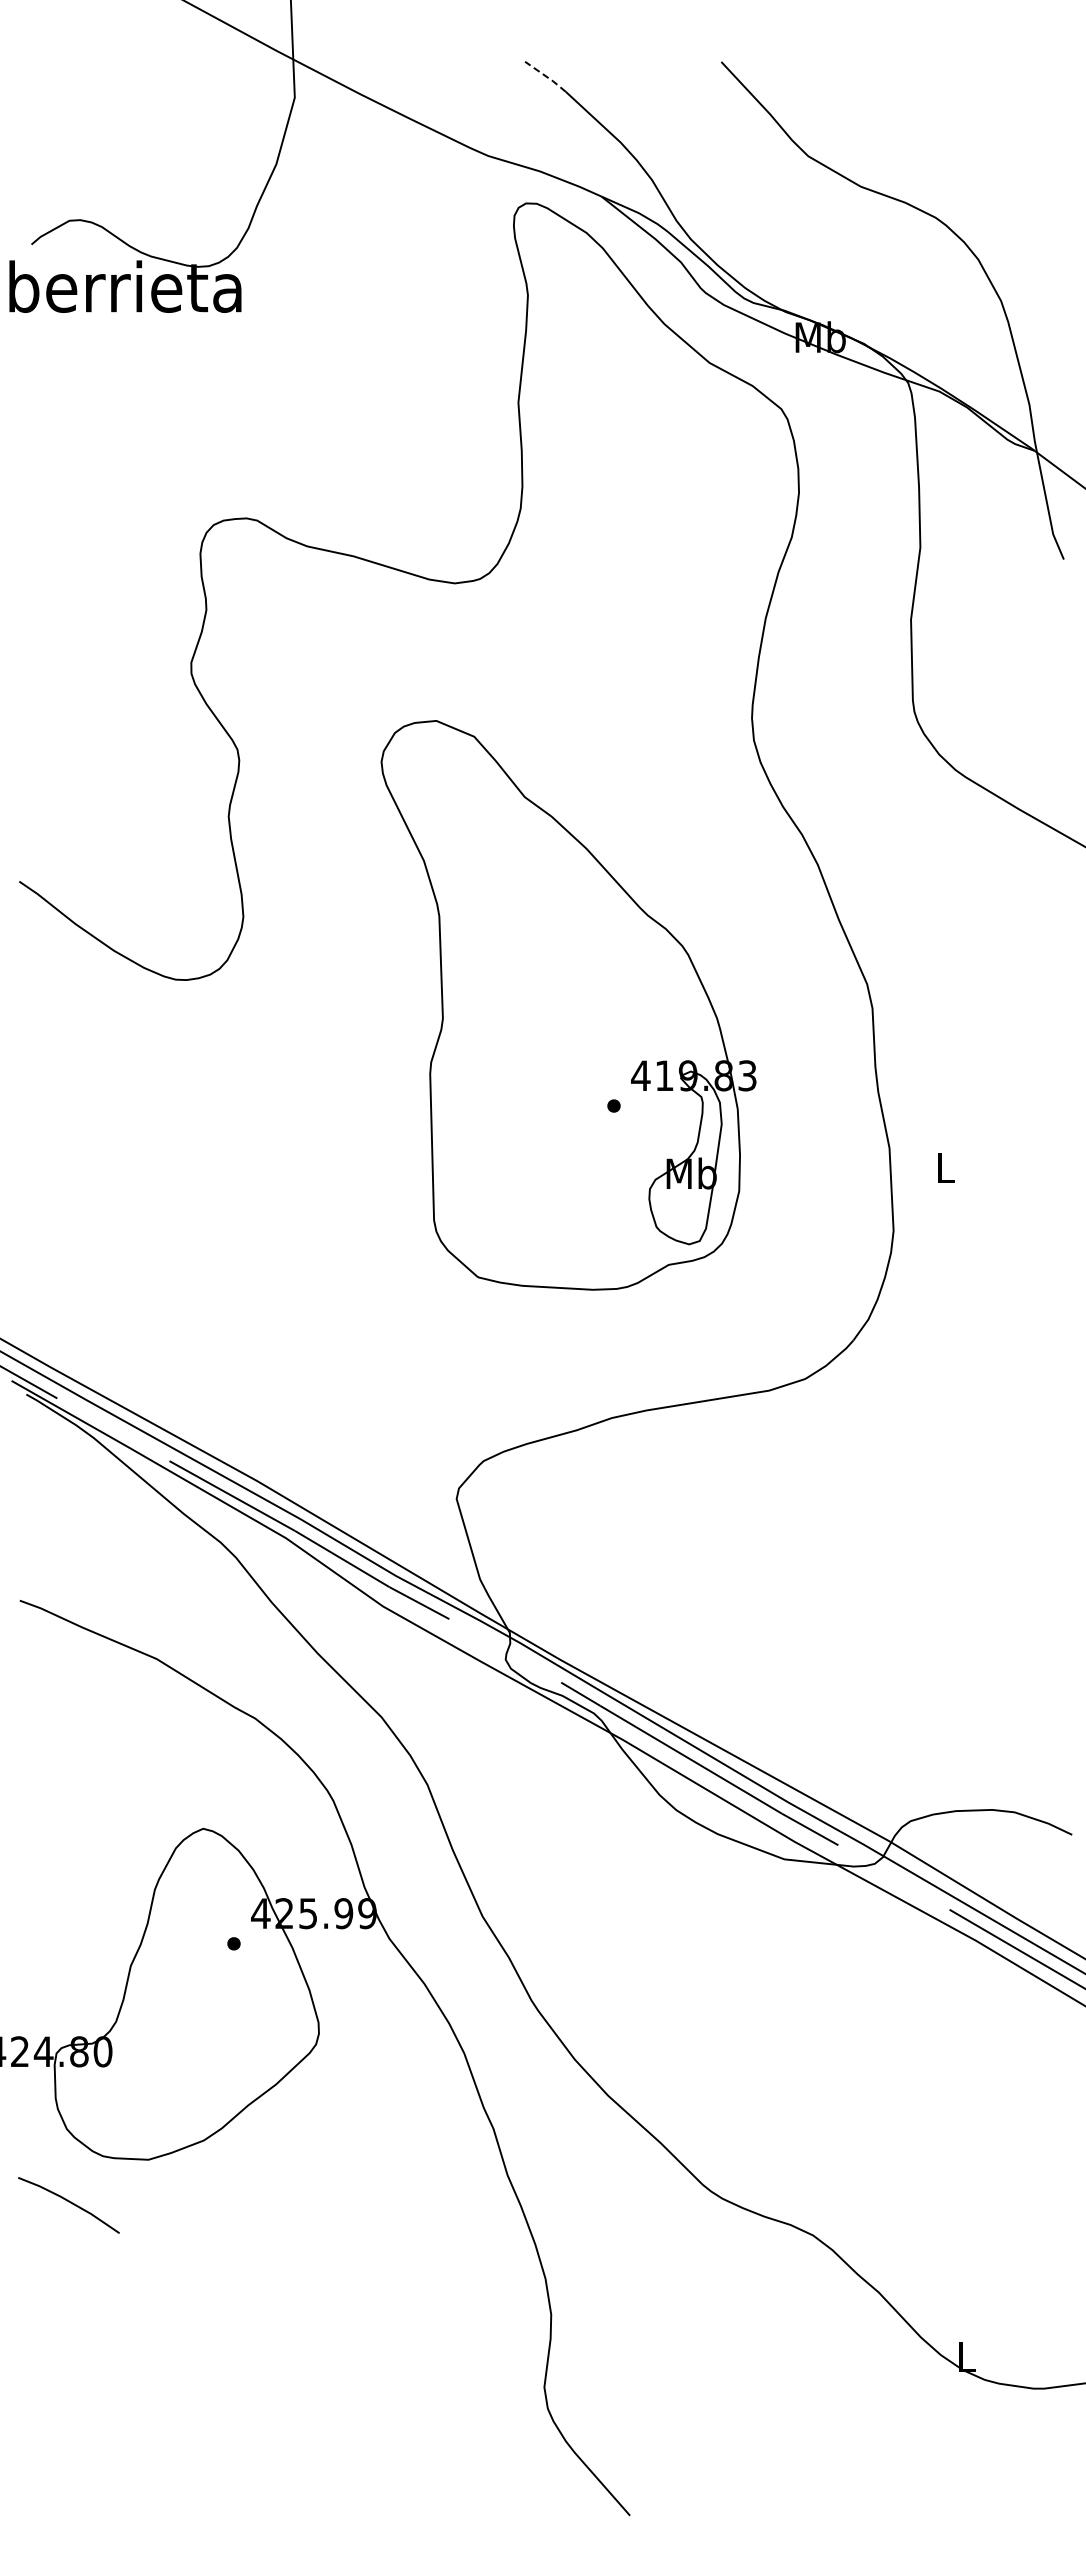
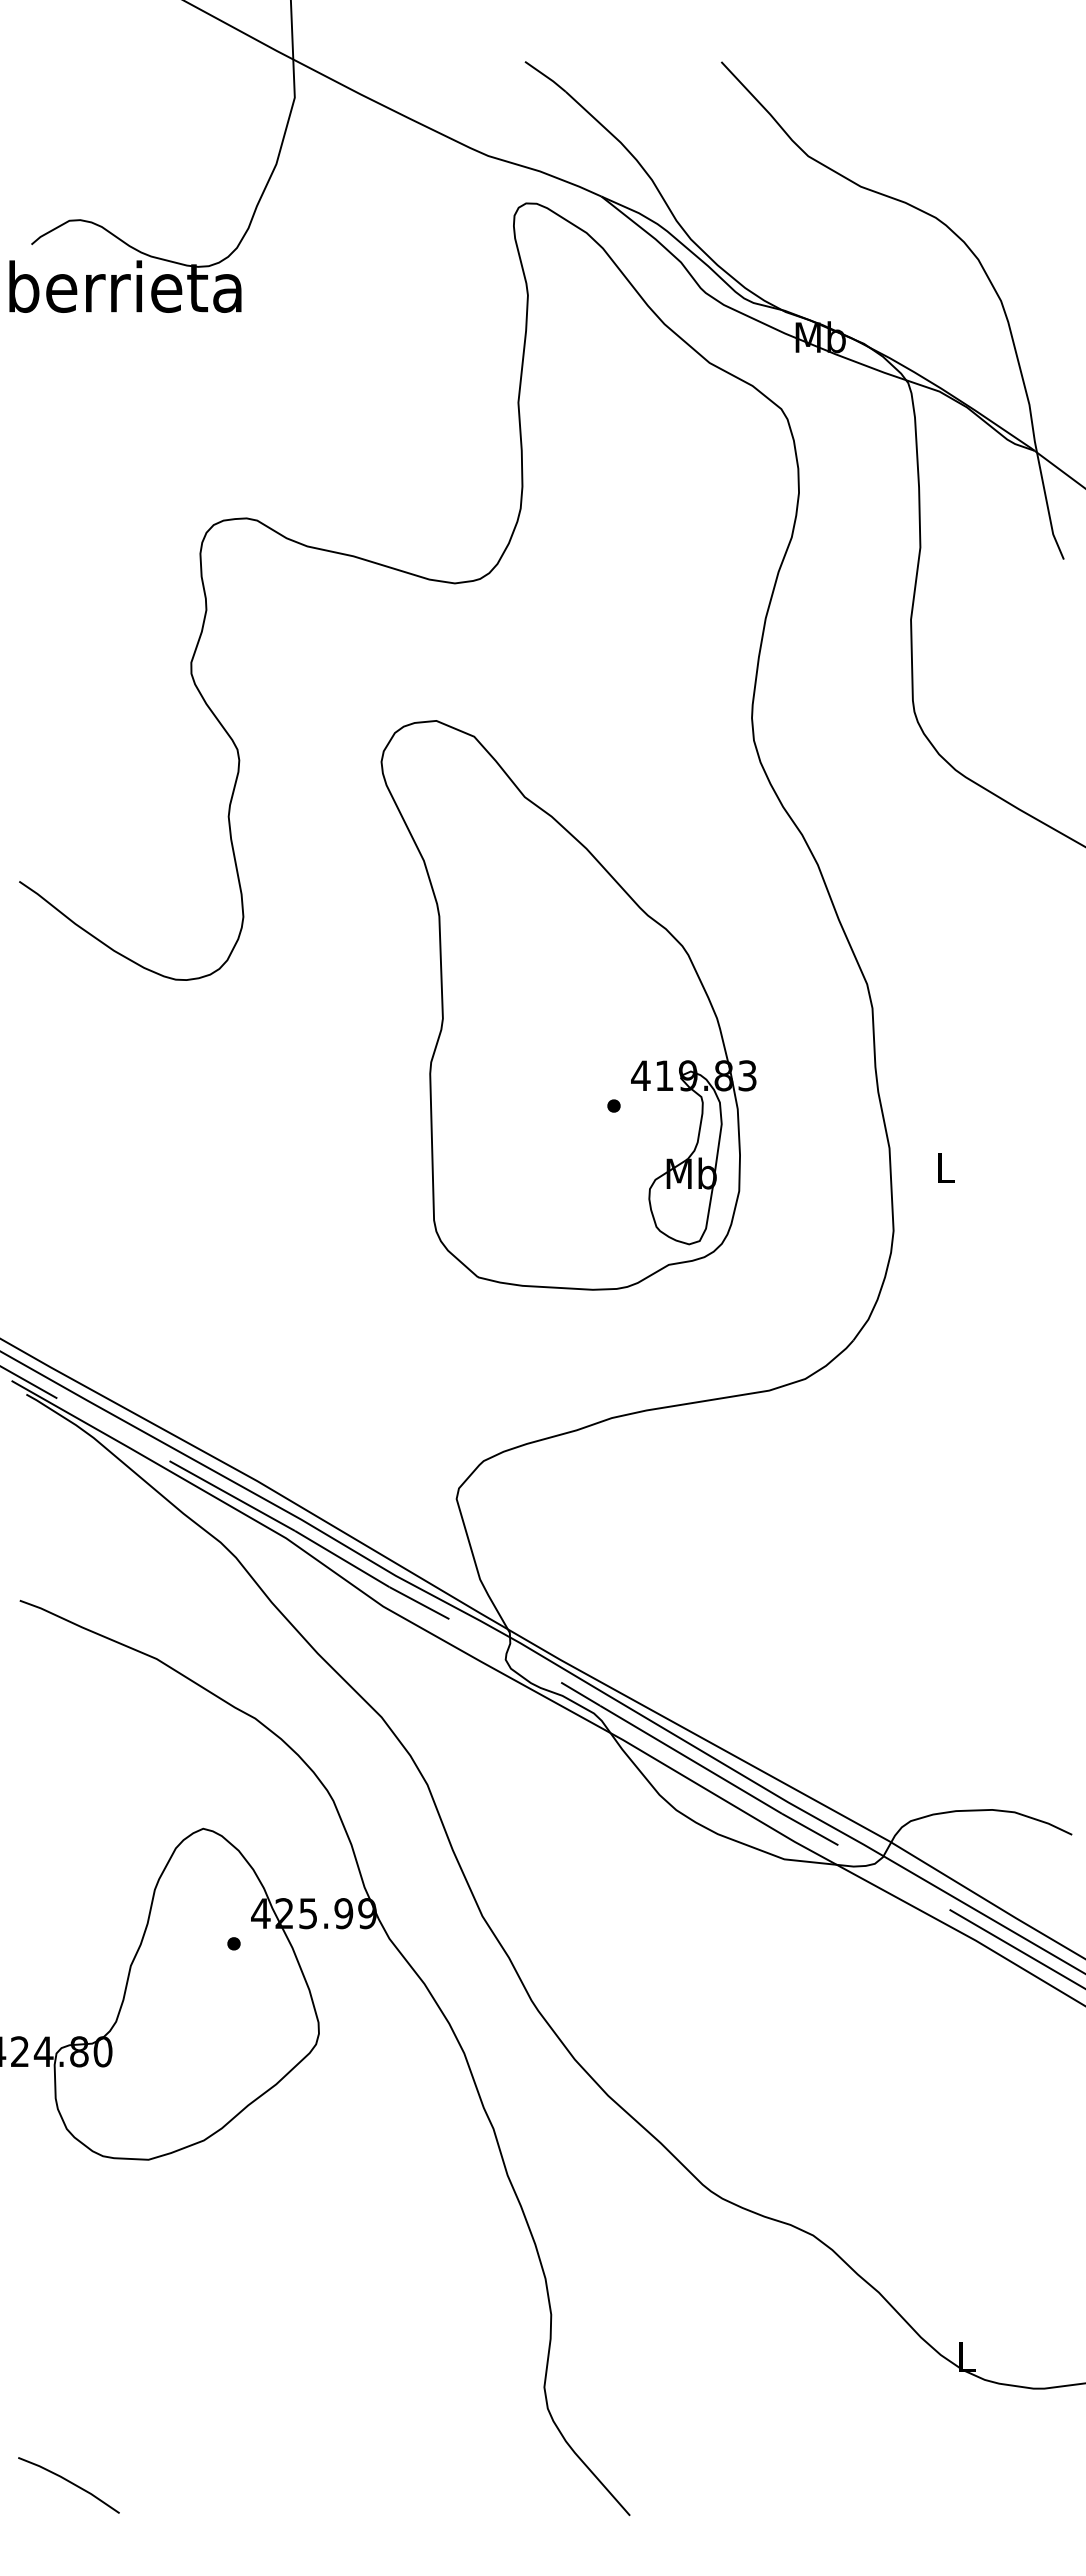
line: dashed -> solid (546, 76)
line position: (70, 2203) -> (70, 2483) (70, 2483)
